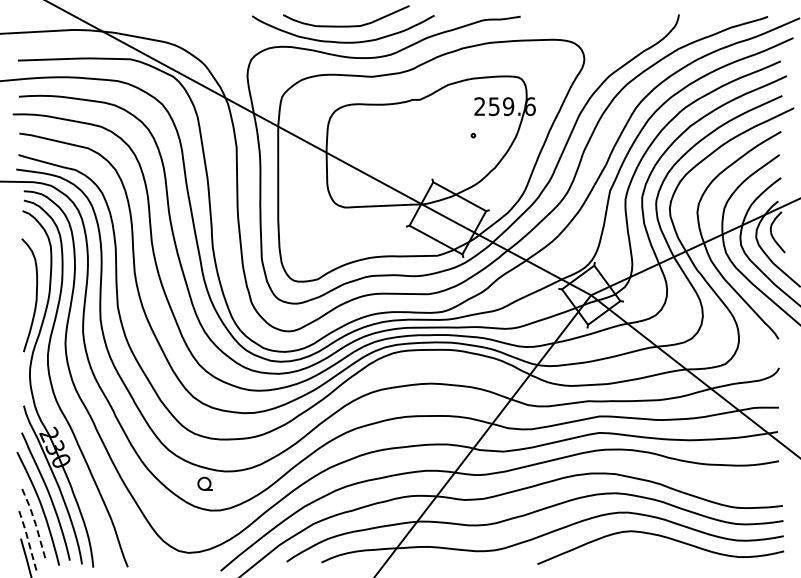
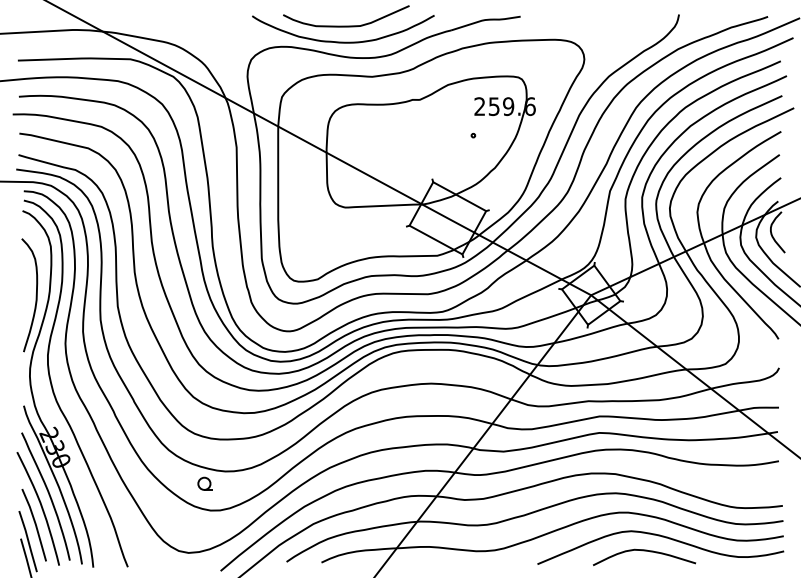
line: dashed -> solid (35, 524)
line: dashed -> solid (28, 542)
curve: none -> present (644, 551)
